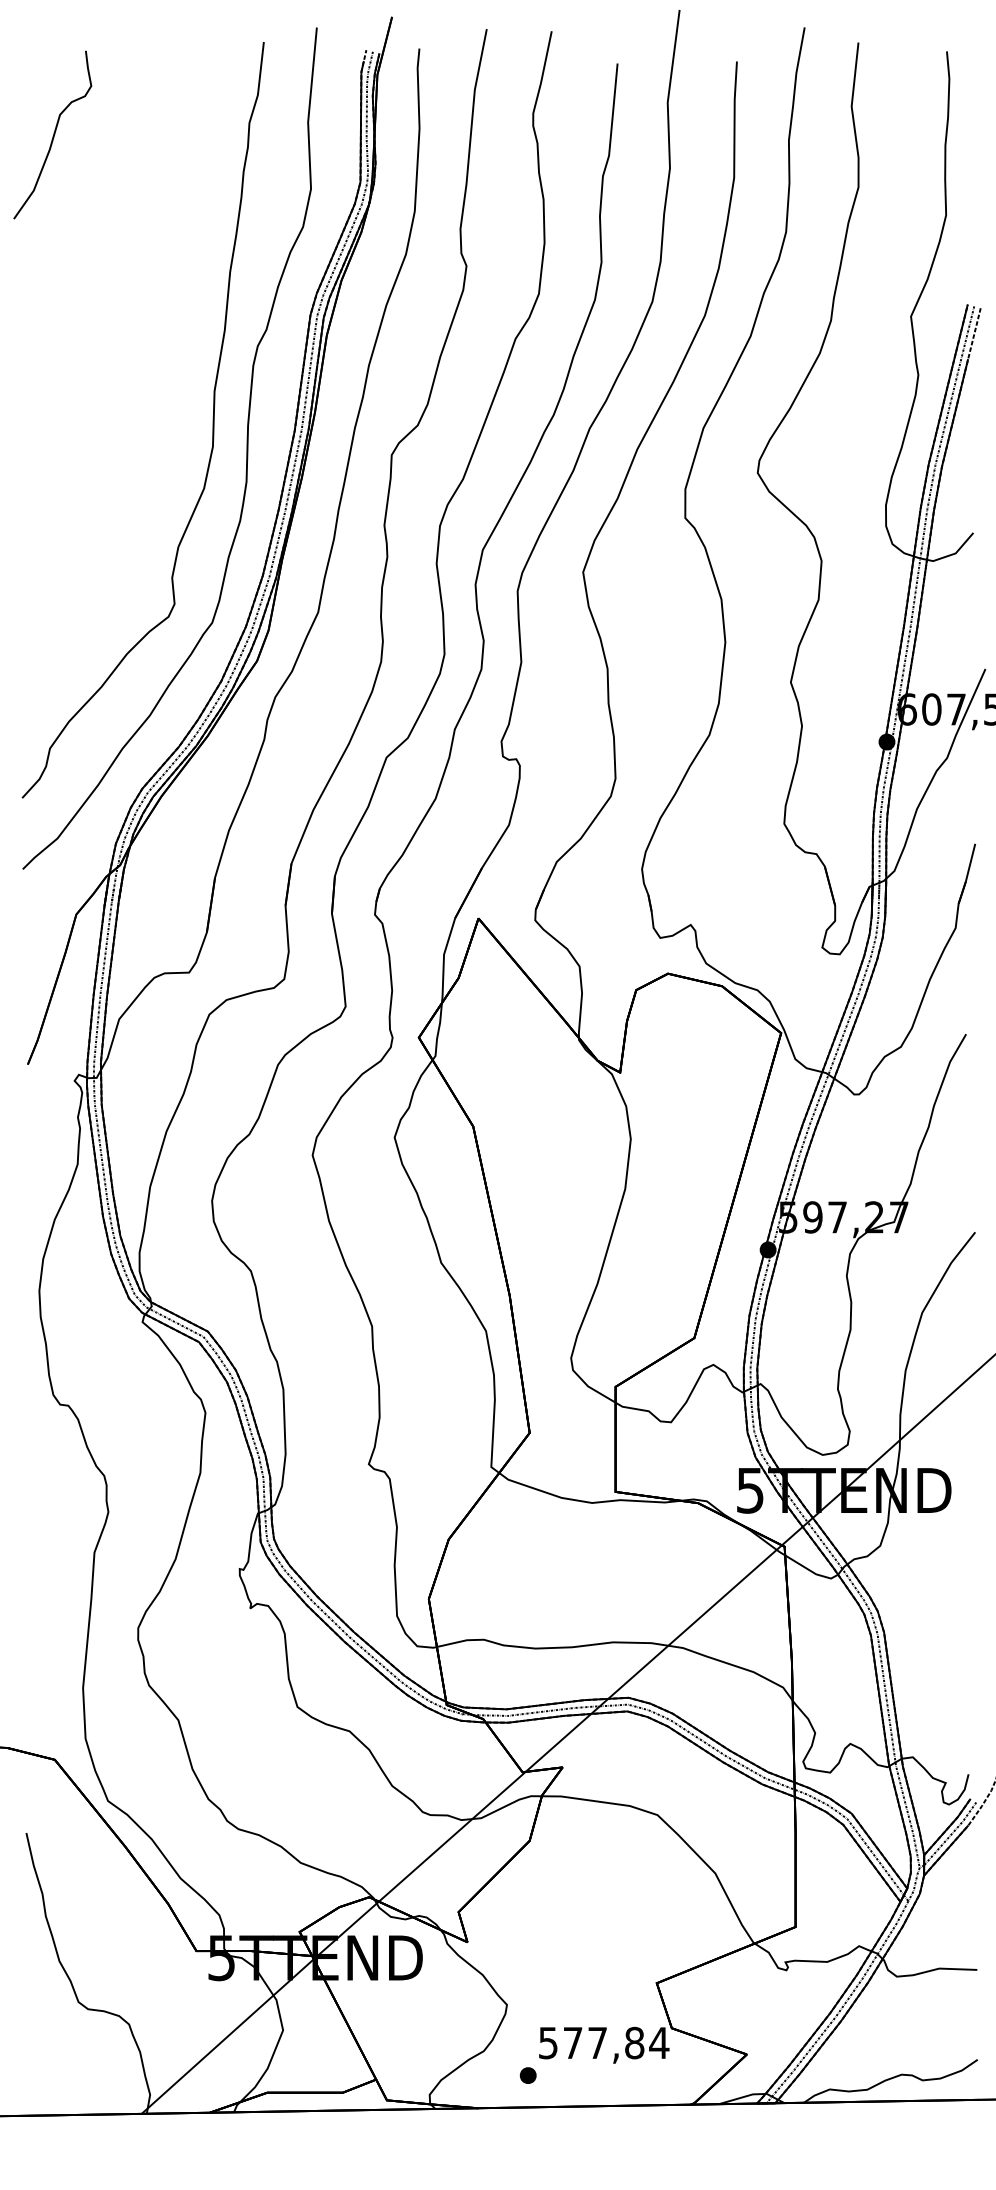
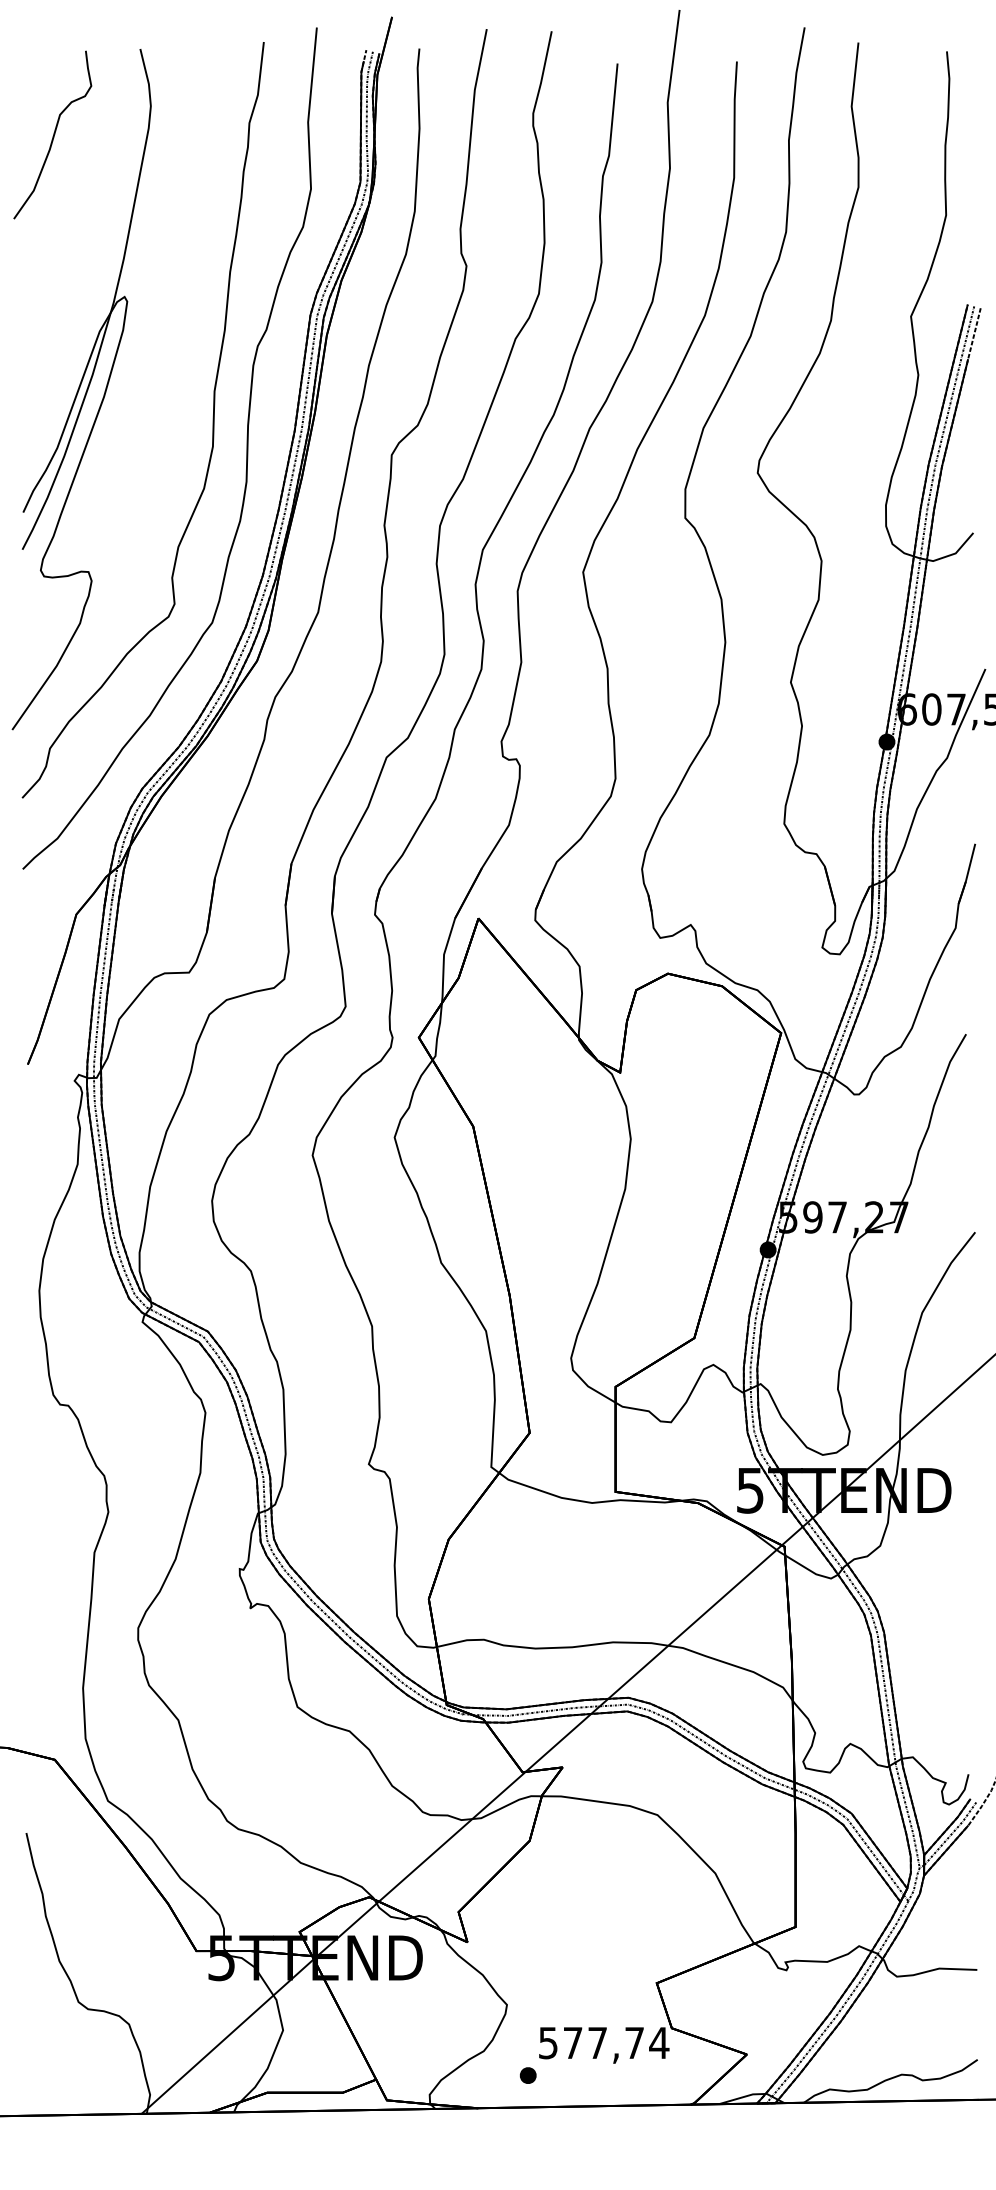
part: none -> present (81, 389)
text: 577,84 -> 577,74 (634, 2042)
